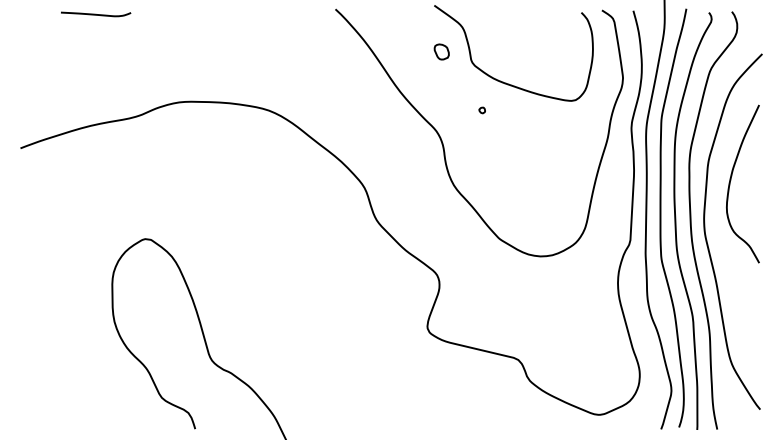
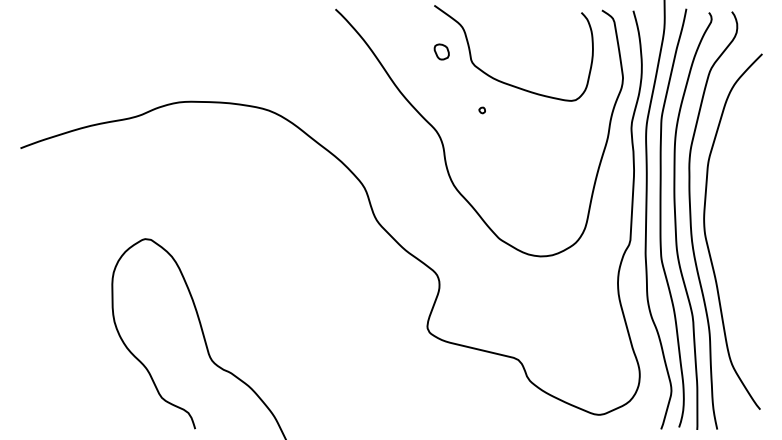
curve: present -> none (96, 14)
curve: present -> none (731, 180)
